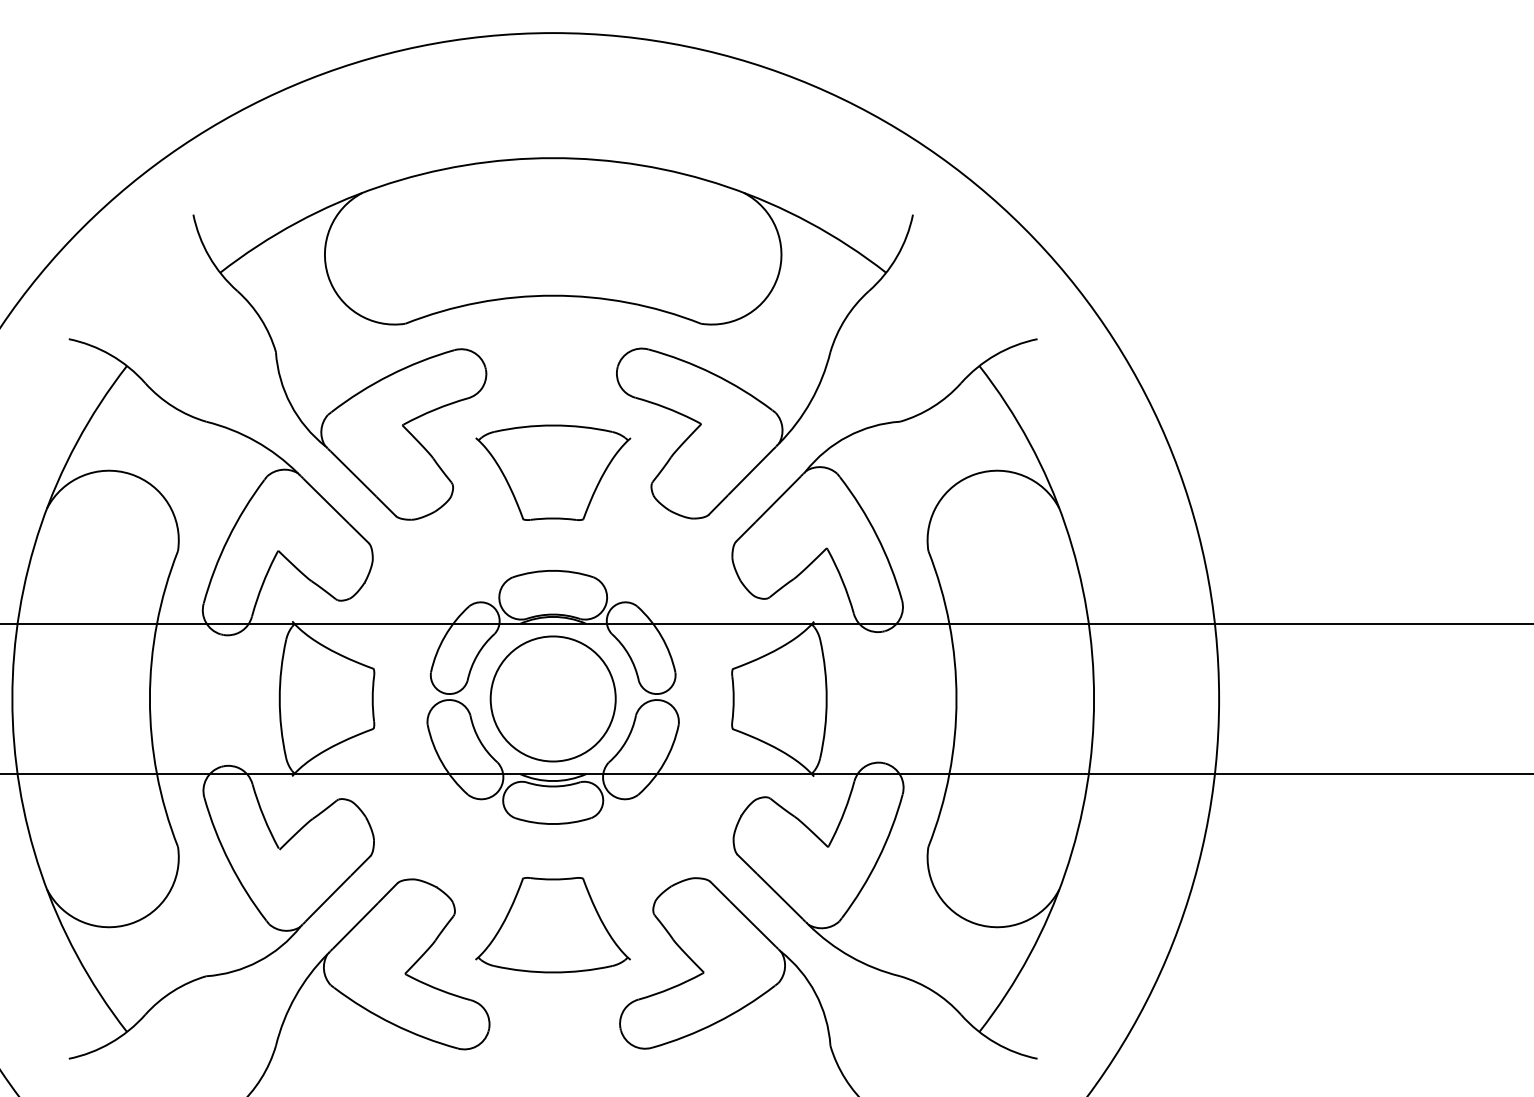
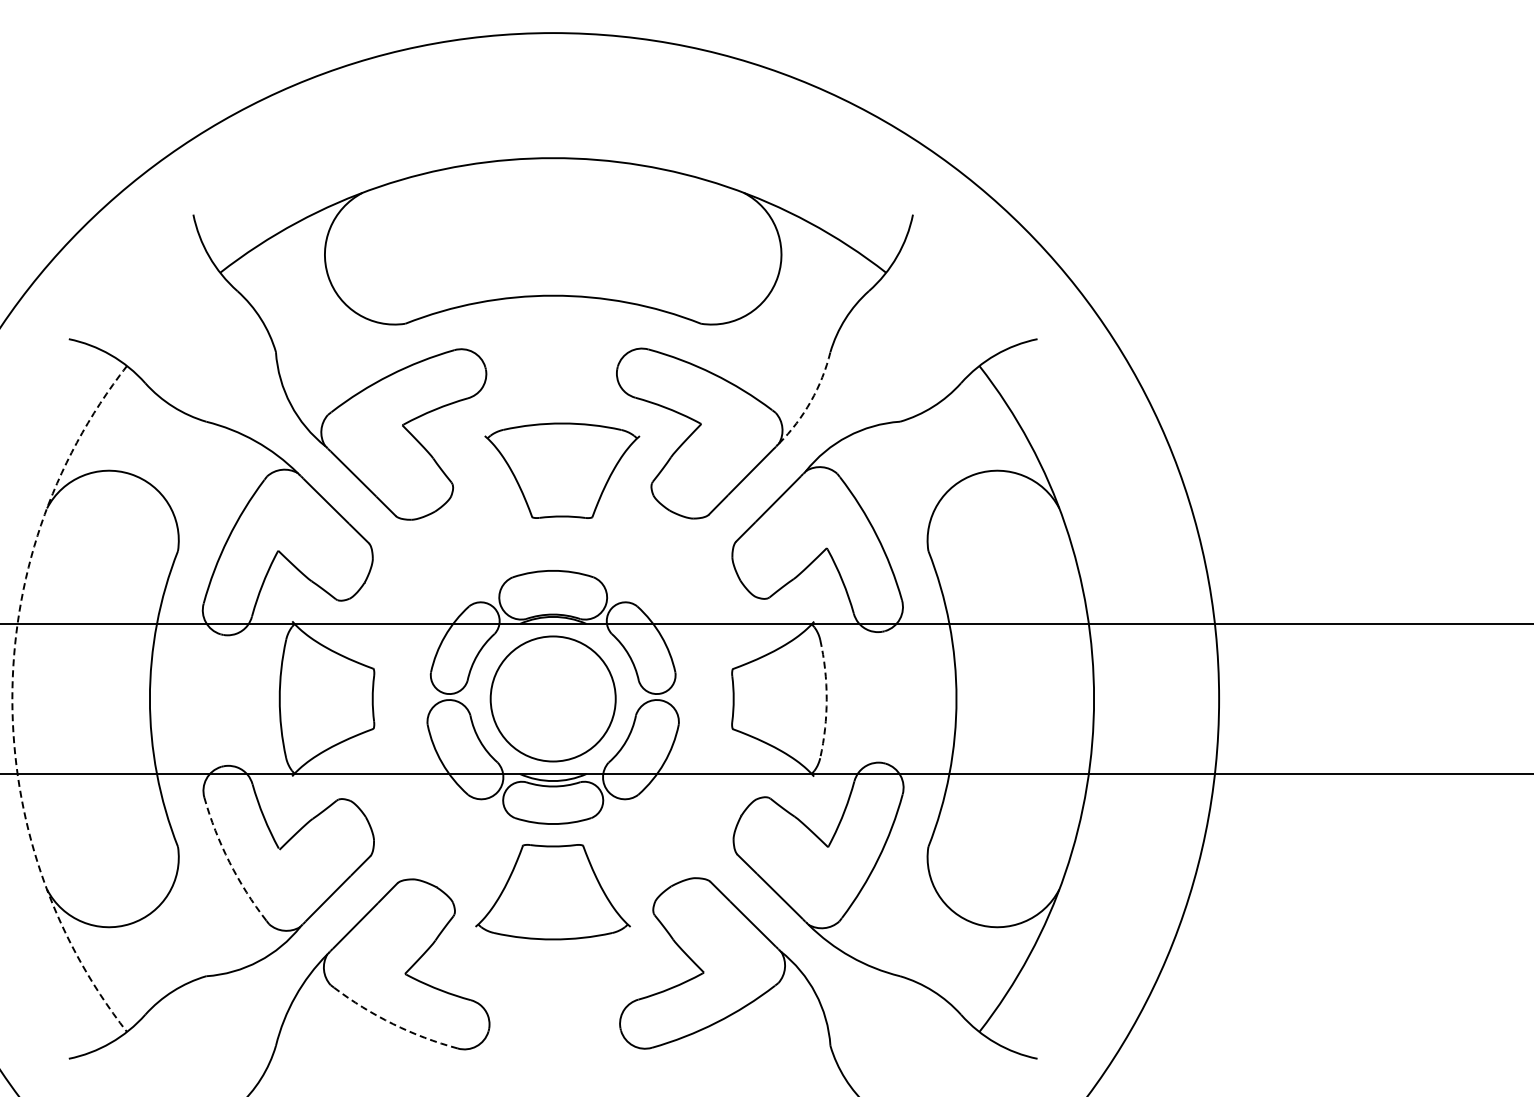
arc: solid -> dashed (810, 401)
part position: (553, 472) -> (562, 470) (562, 470)
arc: solid -> dashed (12, 698)
arc: solid -> dashed (826, 699)
arc: solid -> dashed (229, 862)
part position: (552, 925) -> (552, 892) (552, 892)
arc: solid -> dashed (393, 1024)
